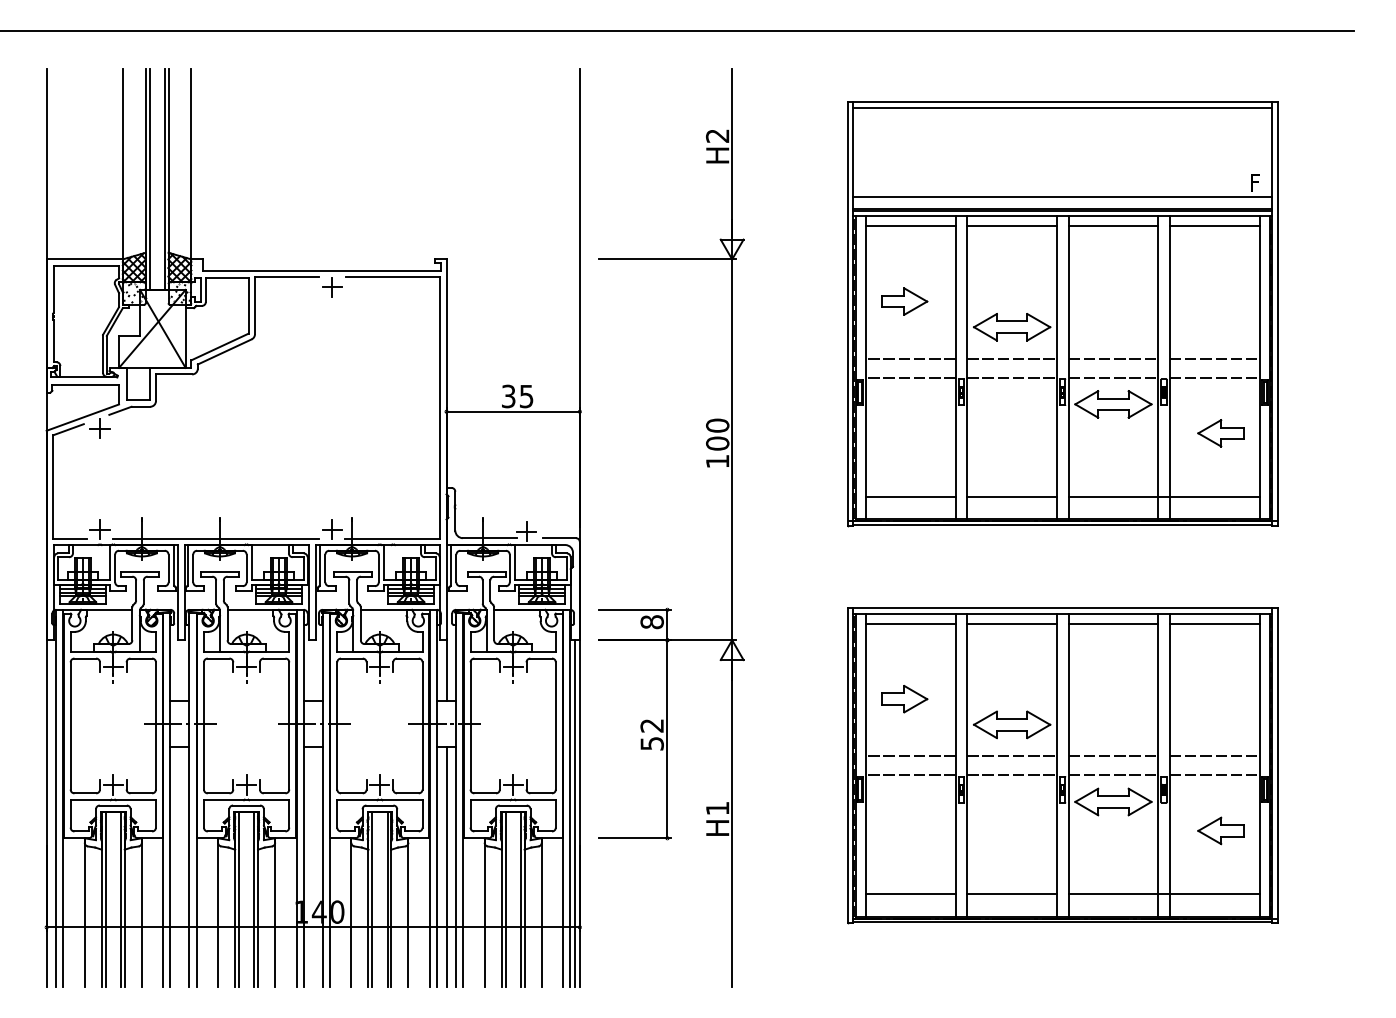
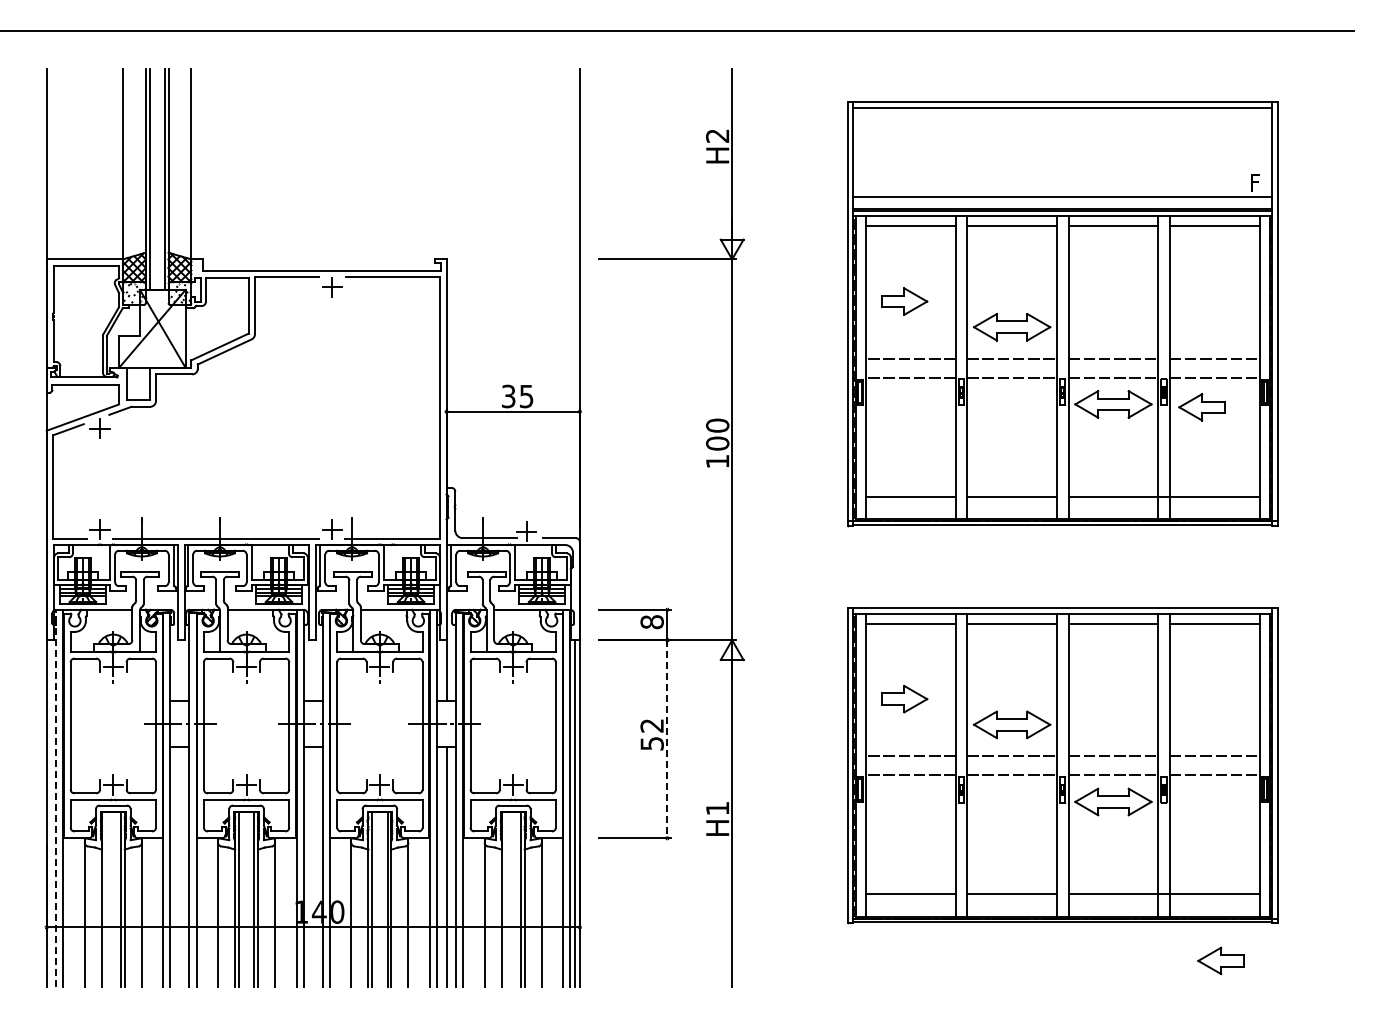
part position: (1220, 433) -> (1201, 407) (1201, 407)
line: solid -> dashed (667, 739)
line: solid -> dashed (56, 798)
part position: (1220, 830) -> (1220, 960) (1220, 960)
line: present -> none (105, 899)
line: present -> none (505, 899)
